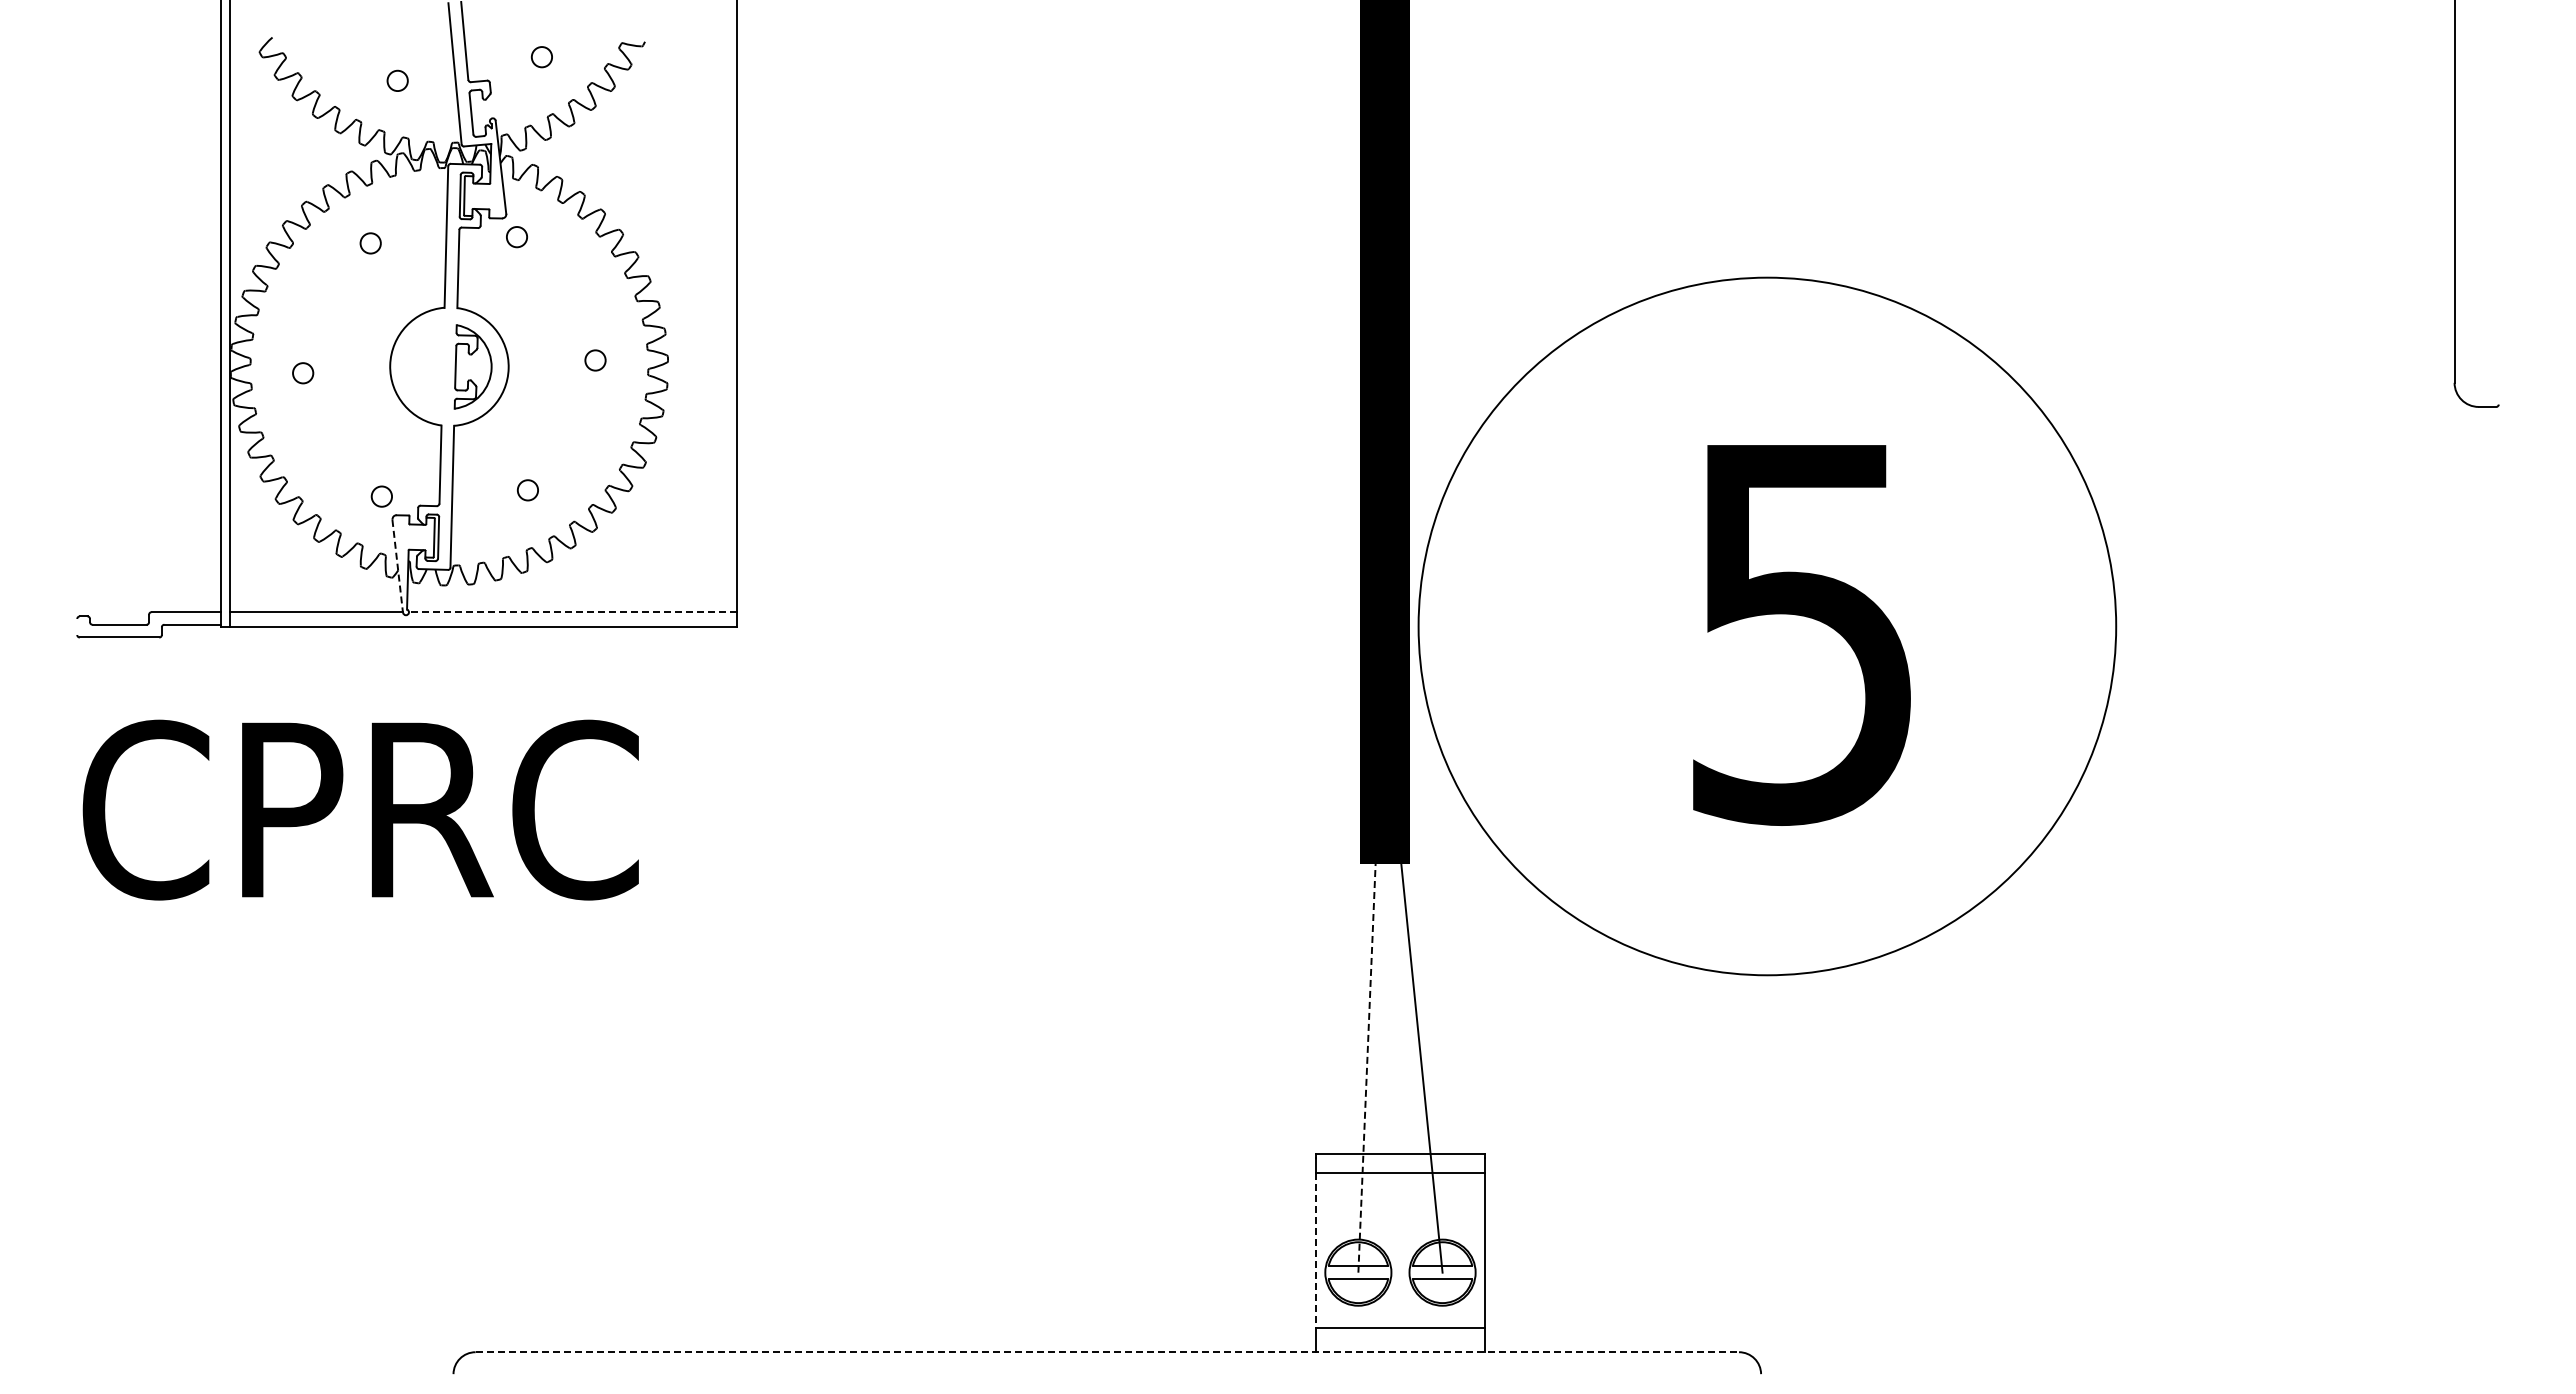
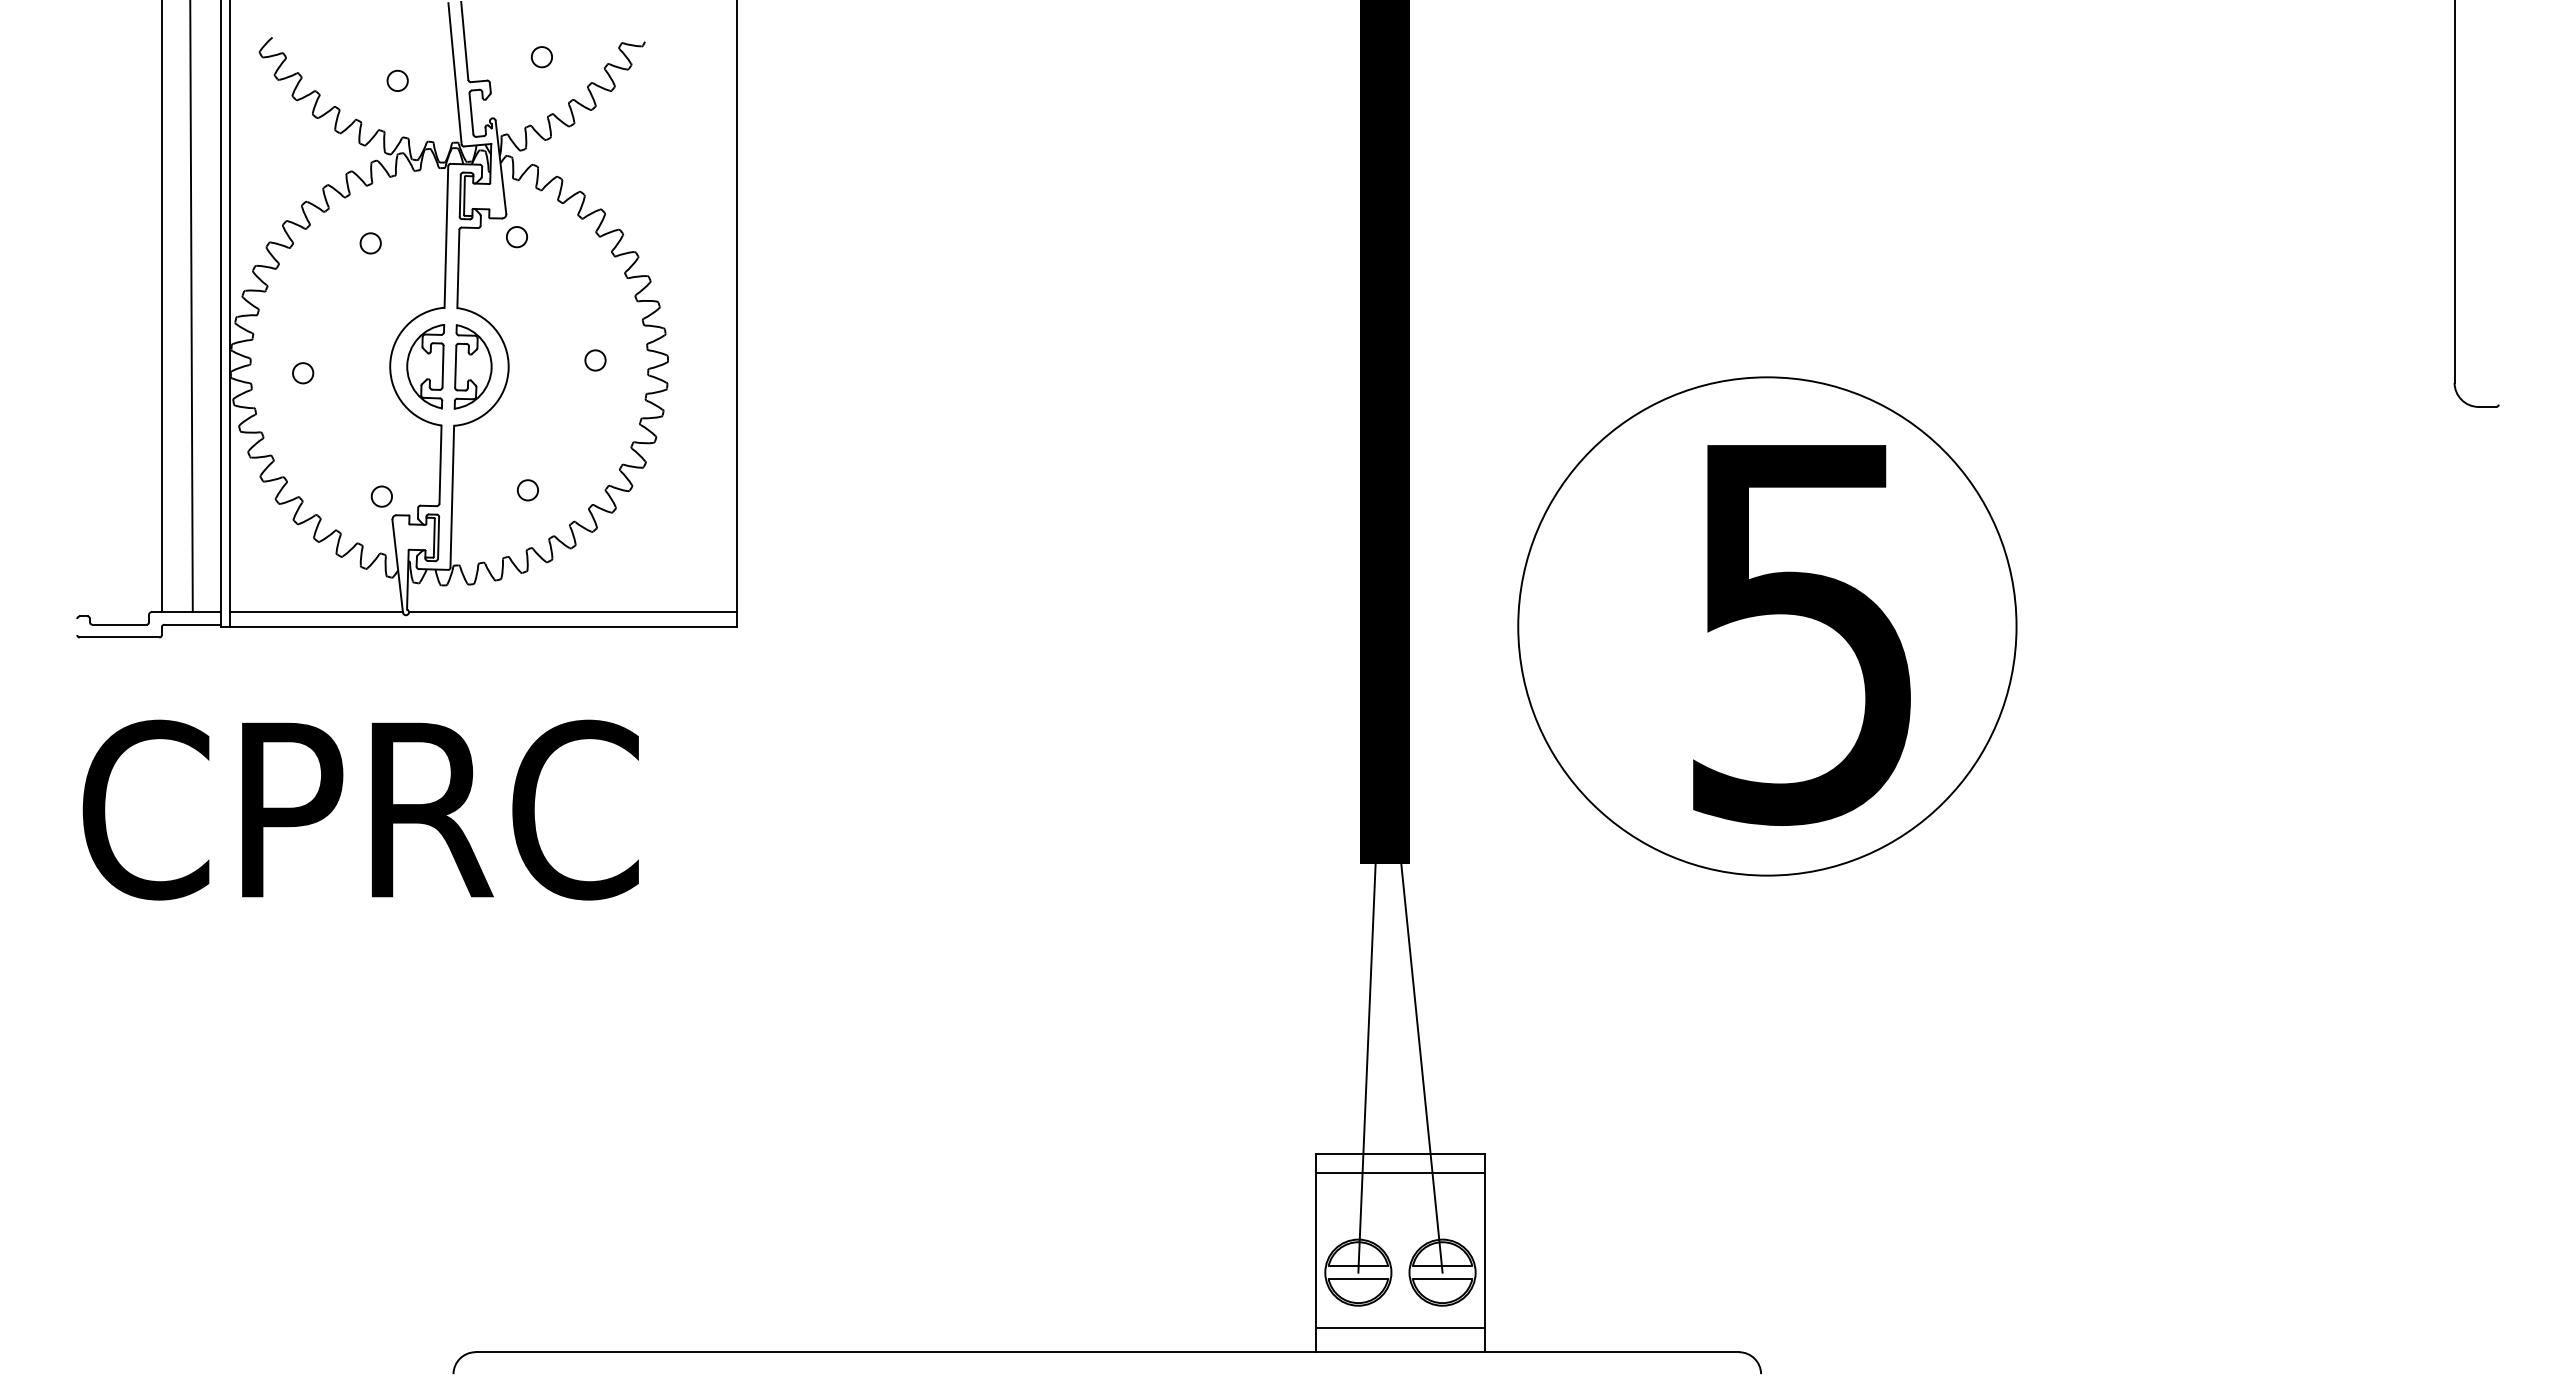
line: none -> present (161, 307)
line: none -> present (191, 307)
part: none -> present (425, 366)
line: dashed -> solid (397, 566)
line: dashed -> solid (572, 612)
circle diameter: 698 px -> 498 px (1767, 626)
line: dashed -> solid (1367, 1049)
line: dashed -> solid (1316, 1251)
line: dashed -> solid (1107, 1352)
